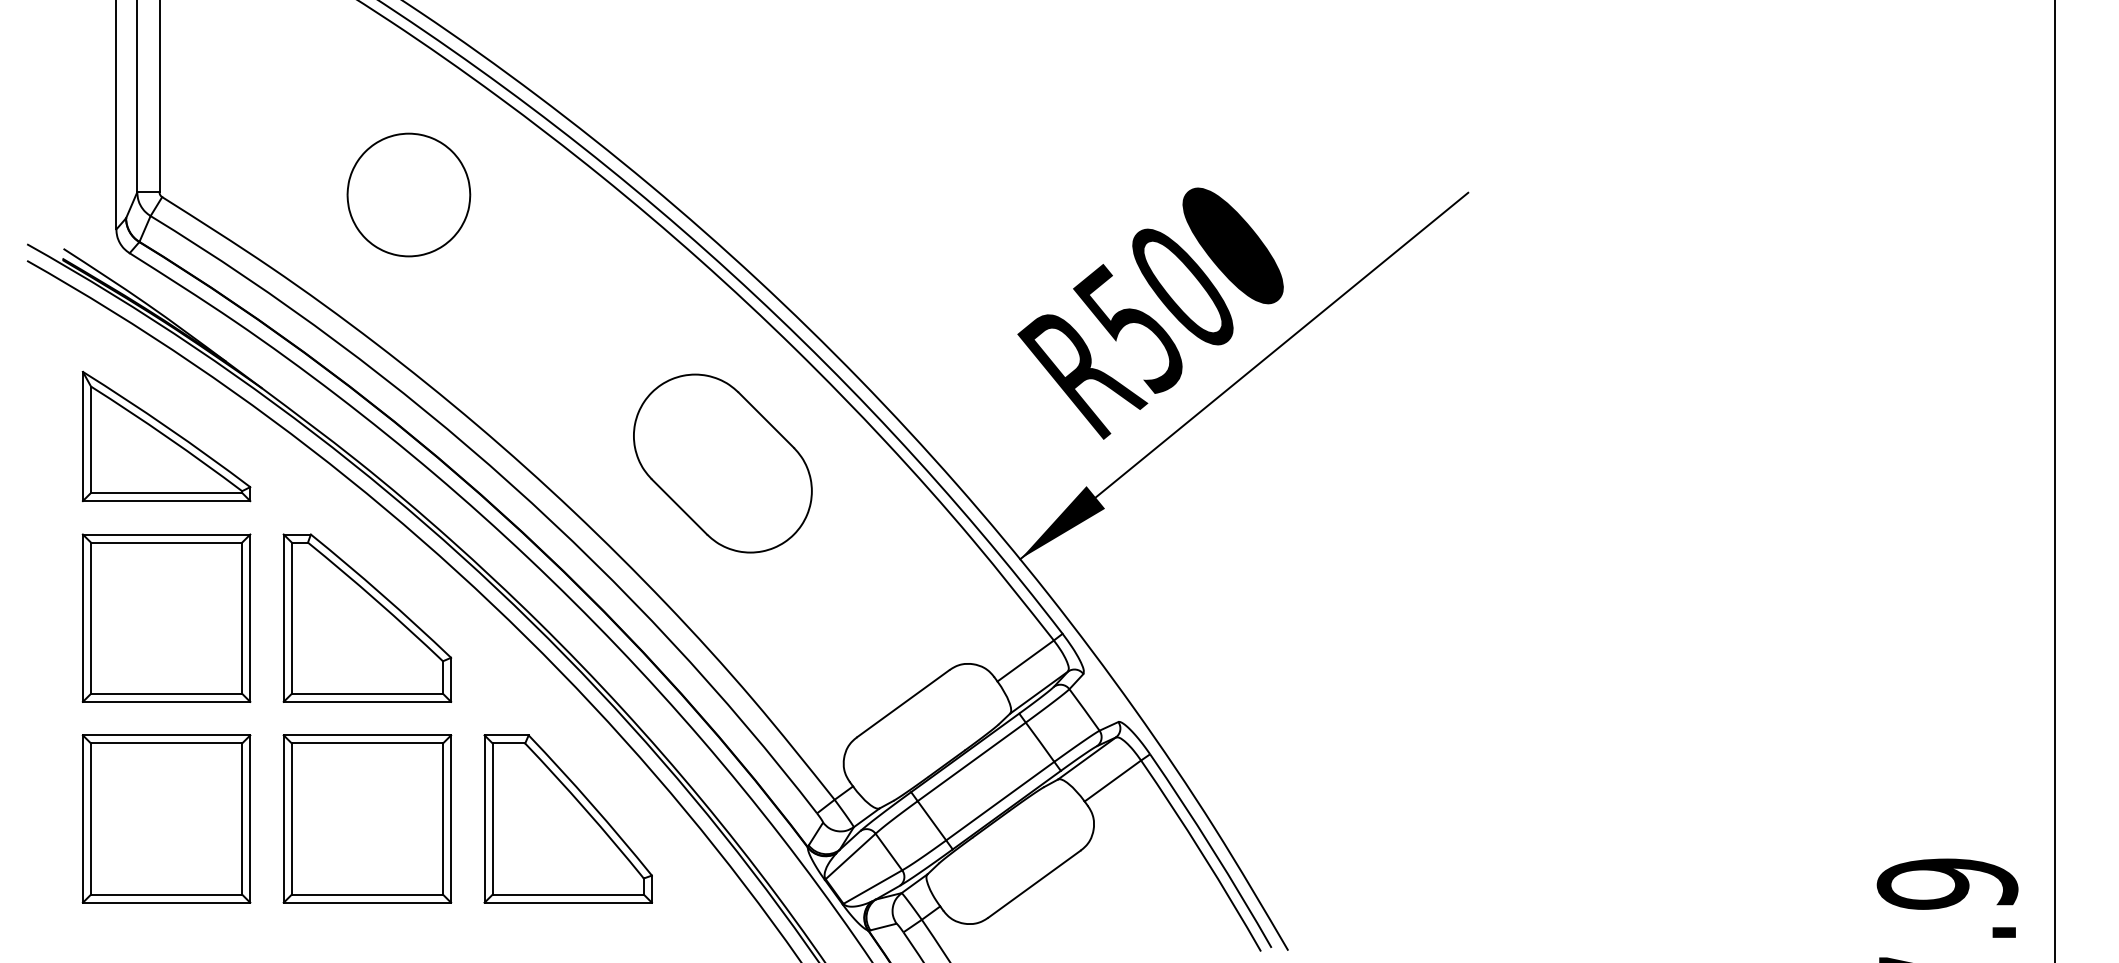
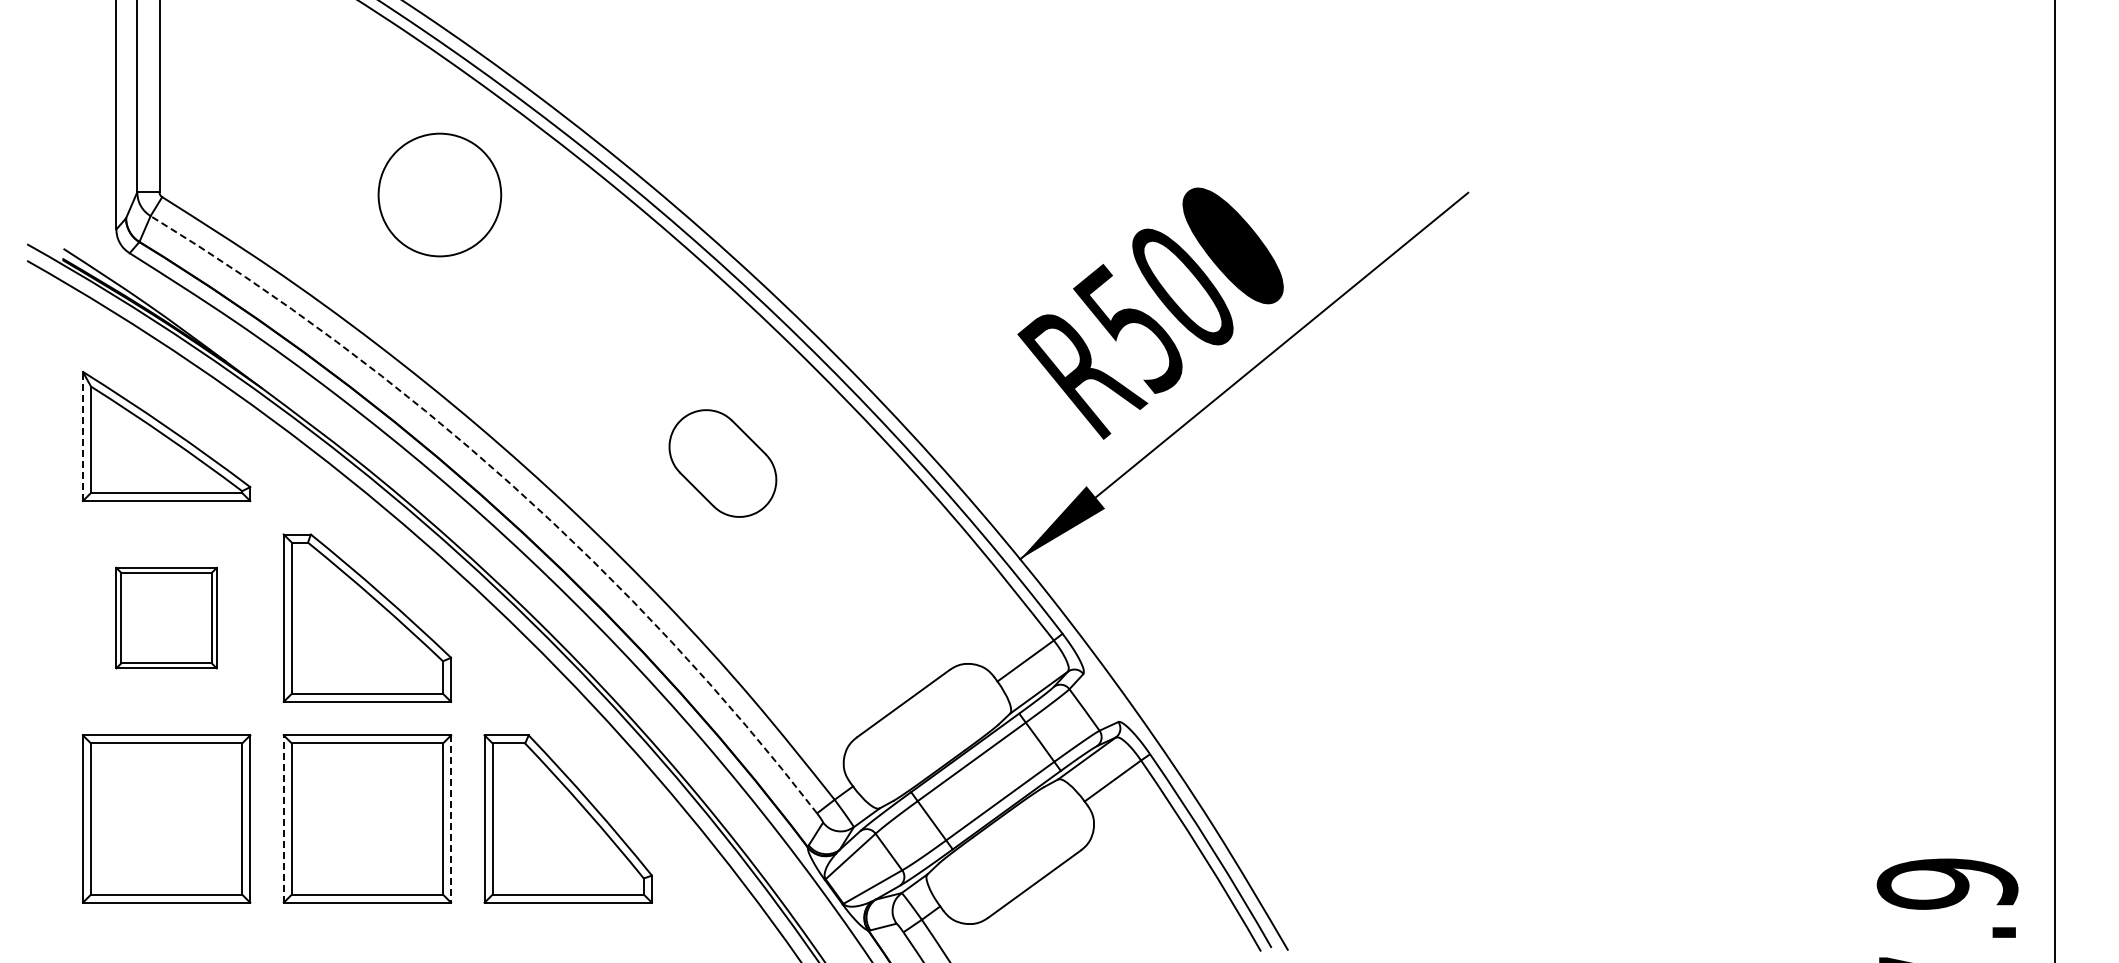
part position: (408, 194) -> (439, 194) (439, 194)
line: solid -> dashed (82, 436)
part size: 180x181 px -> 110x109 px (722, 463)
arc: solid -> dashed (511, 484)
part size: 171x170 px -> 103x104 px (166, 617)
line: solid -> dashed (283, 819)
line: solid -> dashed (451, 819)
